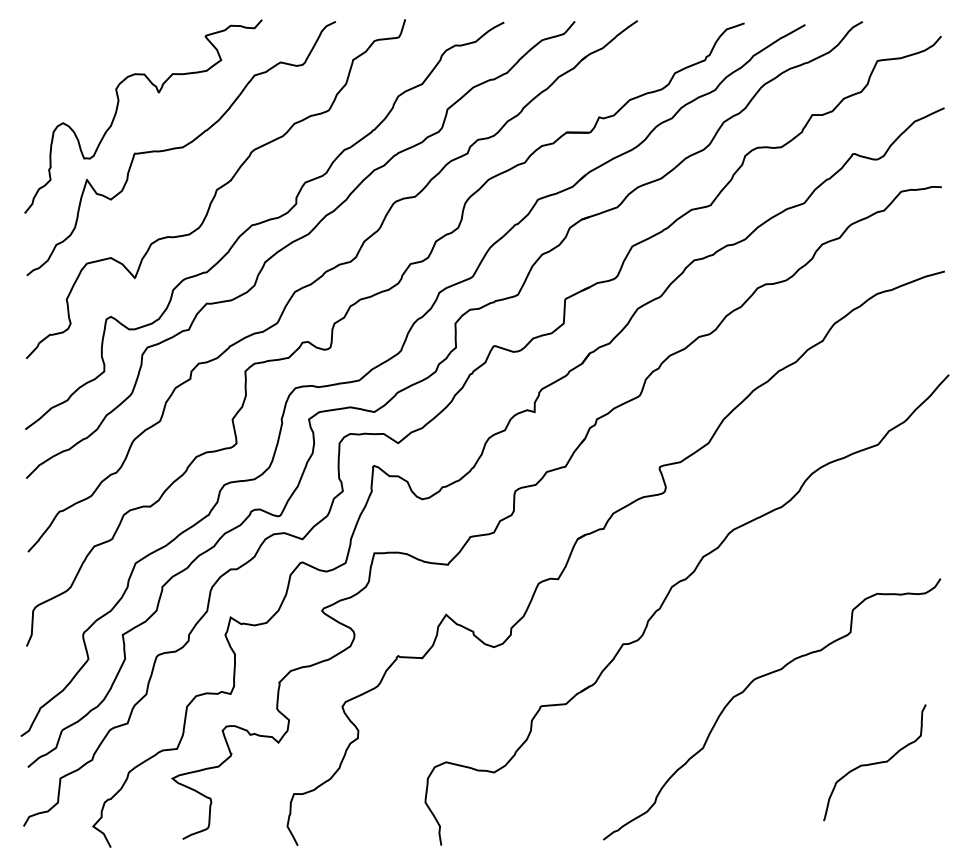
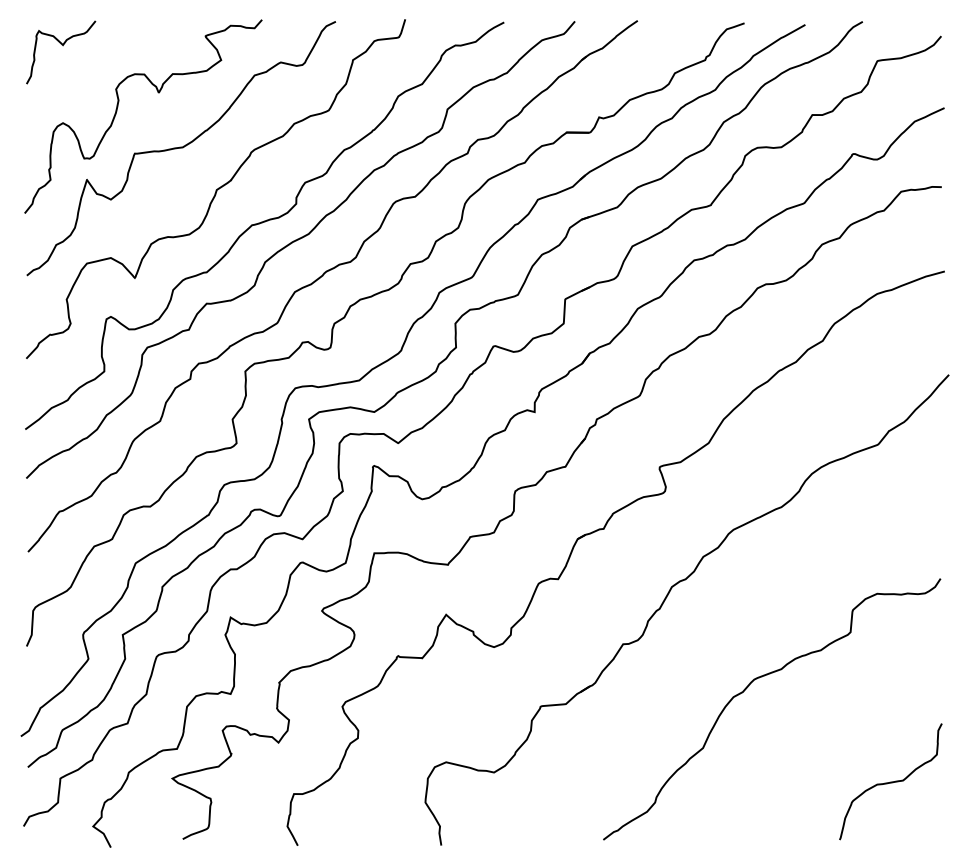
curve: none -> present (63, 46)
curve position: (874, 762) -> (890, 781) (890, 781)
